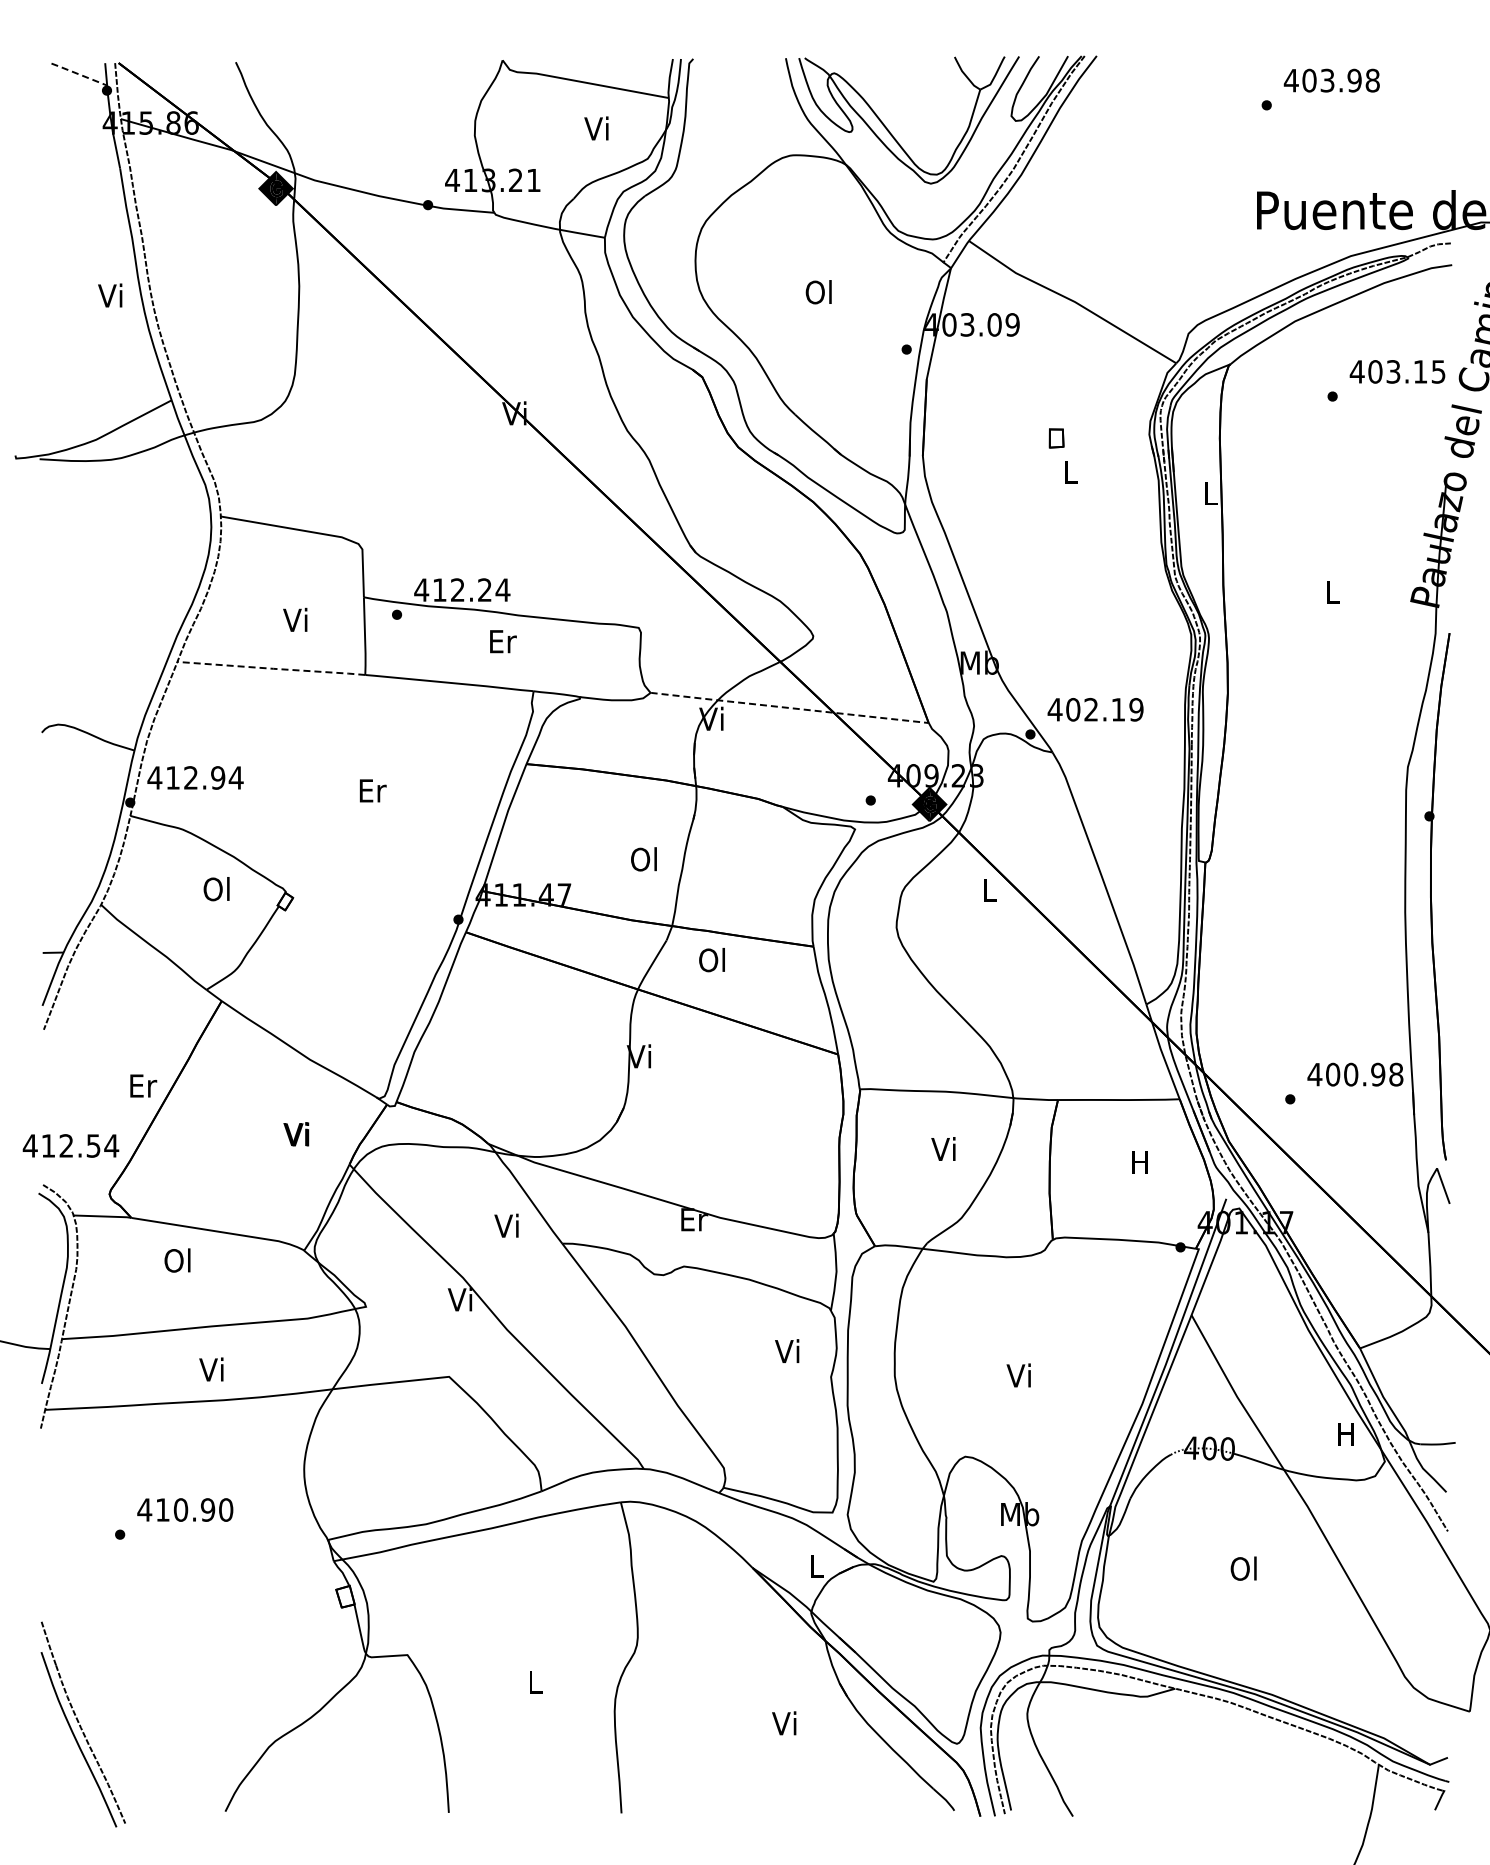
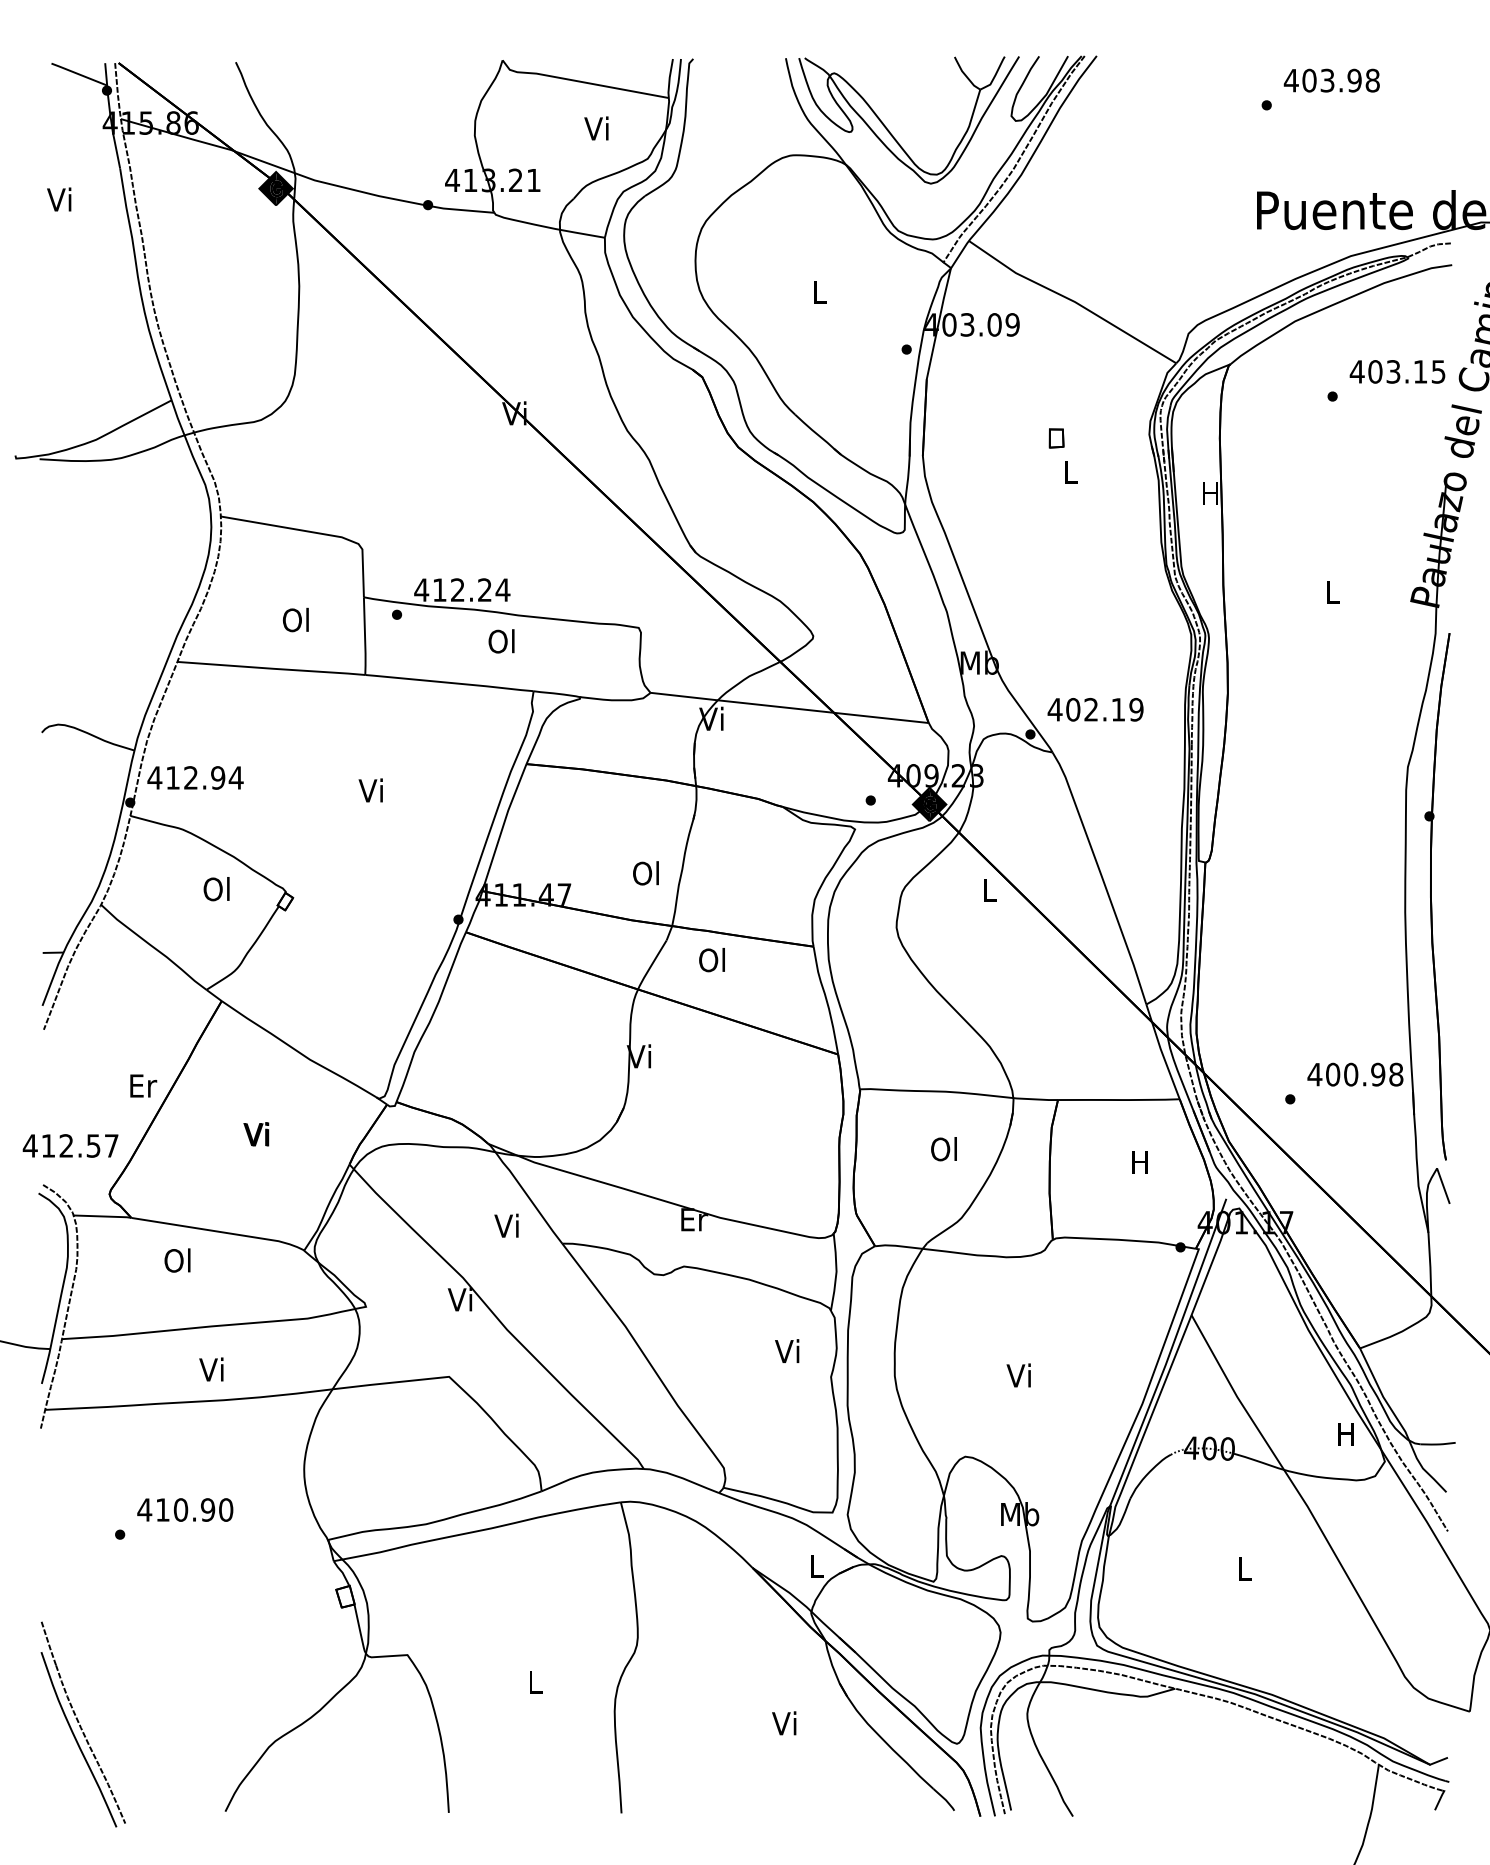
line: dashed -> solid (78, 74)
text: Ol -> L (818, 292)
text position: (110, 295) -> (59, 199) (59, 199)
text: L -> H (1210, 493)
text: Vi -> Ol (295, 619)
text: Er -> Ol (502, 641)
line: dashed -> solid (272, 668)
line: dashed -> solid (787, 707)
text: Er -> Vi (372, 790)
text position: (643, 859) -> (645, 873) (645, 873)
text position: (296, 1134) -> (256, 1134) (256, 1134)
text: 412.54 -> 412.57 (111, 1145)
text: Vi -> Ol (943, 1149)
text: Ol -> L (1243, 1568)
